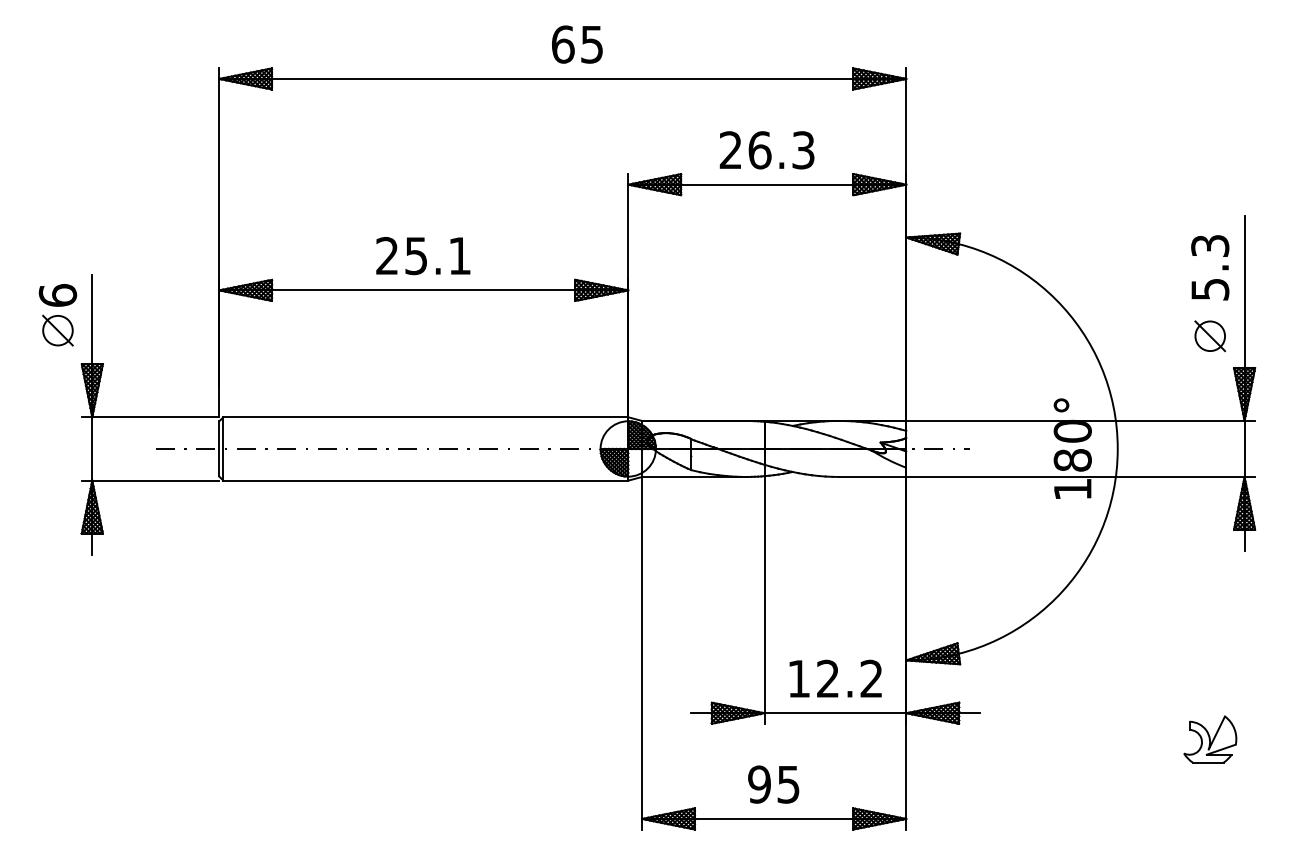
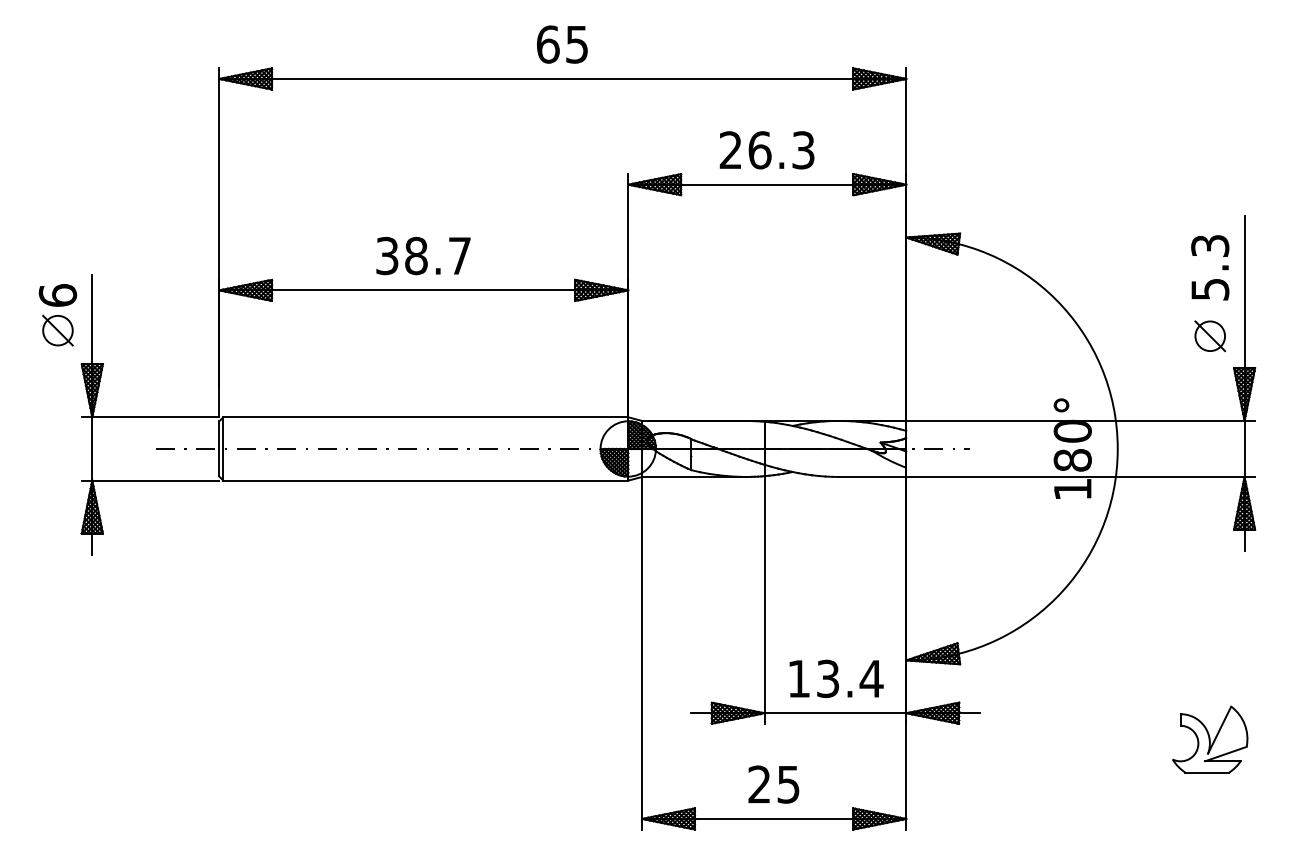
text position: (577, 44) -> (562, 44) (562, 44)
text: 25.1 -> 38.7 (423, 255)
text: 12.2 -> 13.4 (850, 678)
part size: 55x49 px -> 77x69 px (1210, 739)
text: 95 -> 25 (759, 784)
